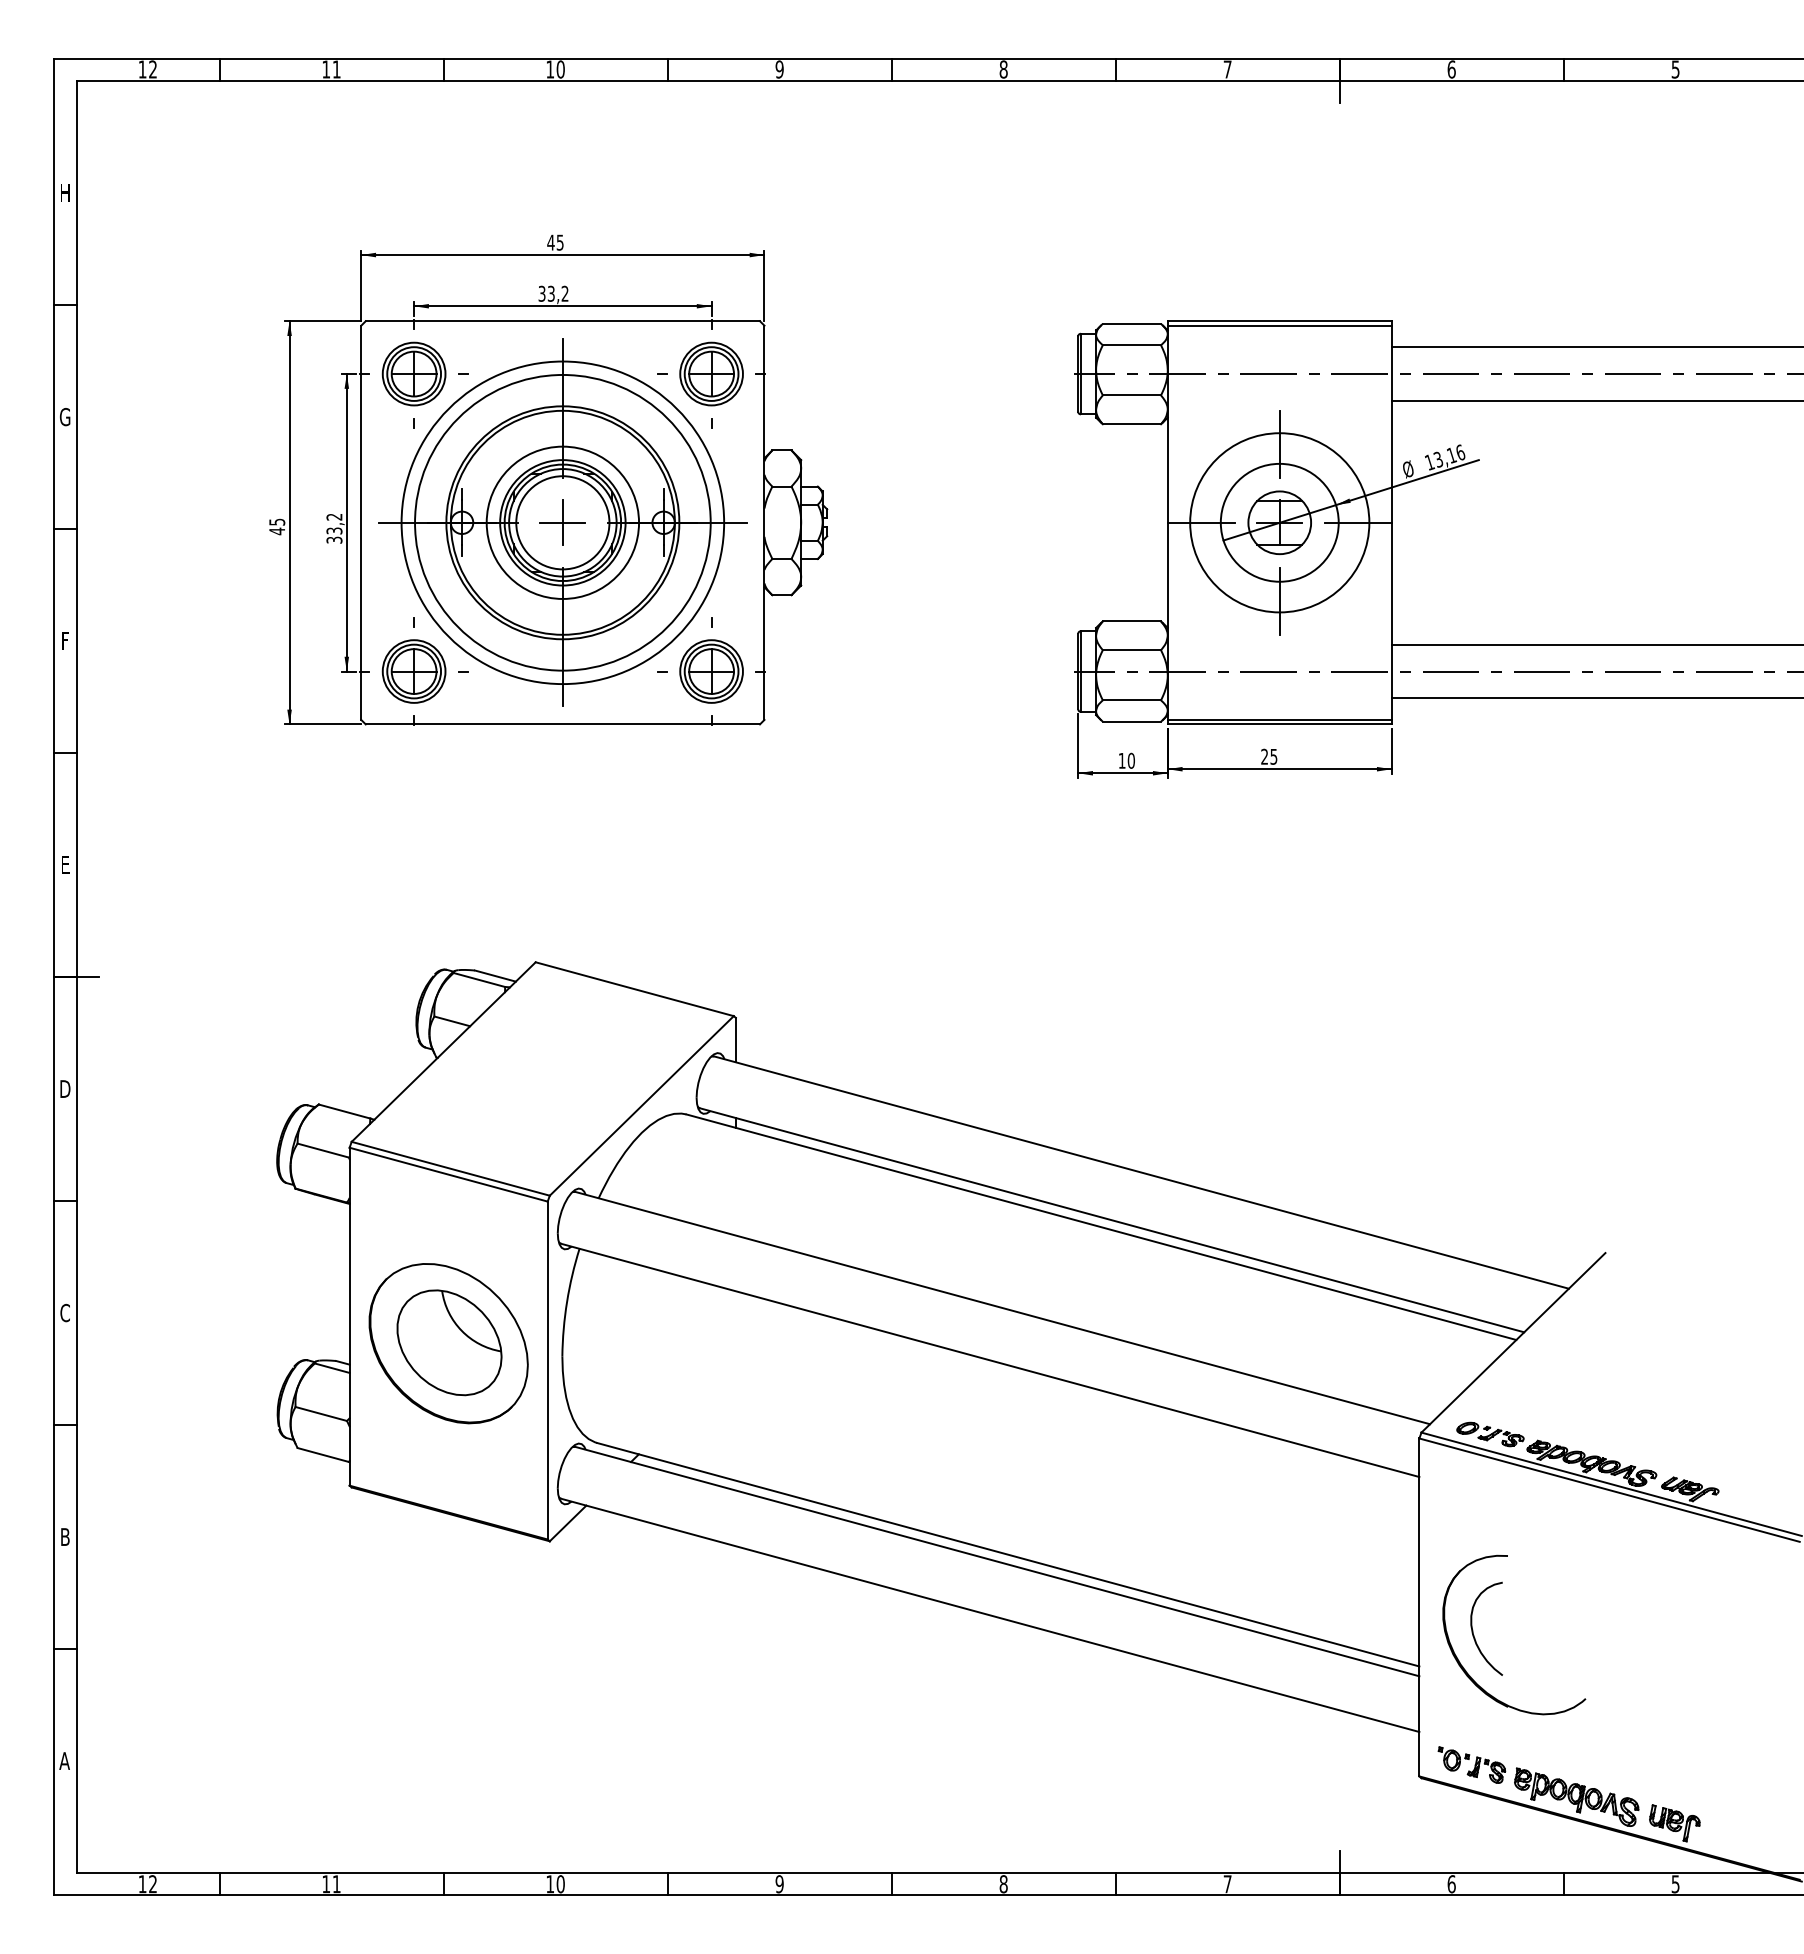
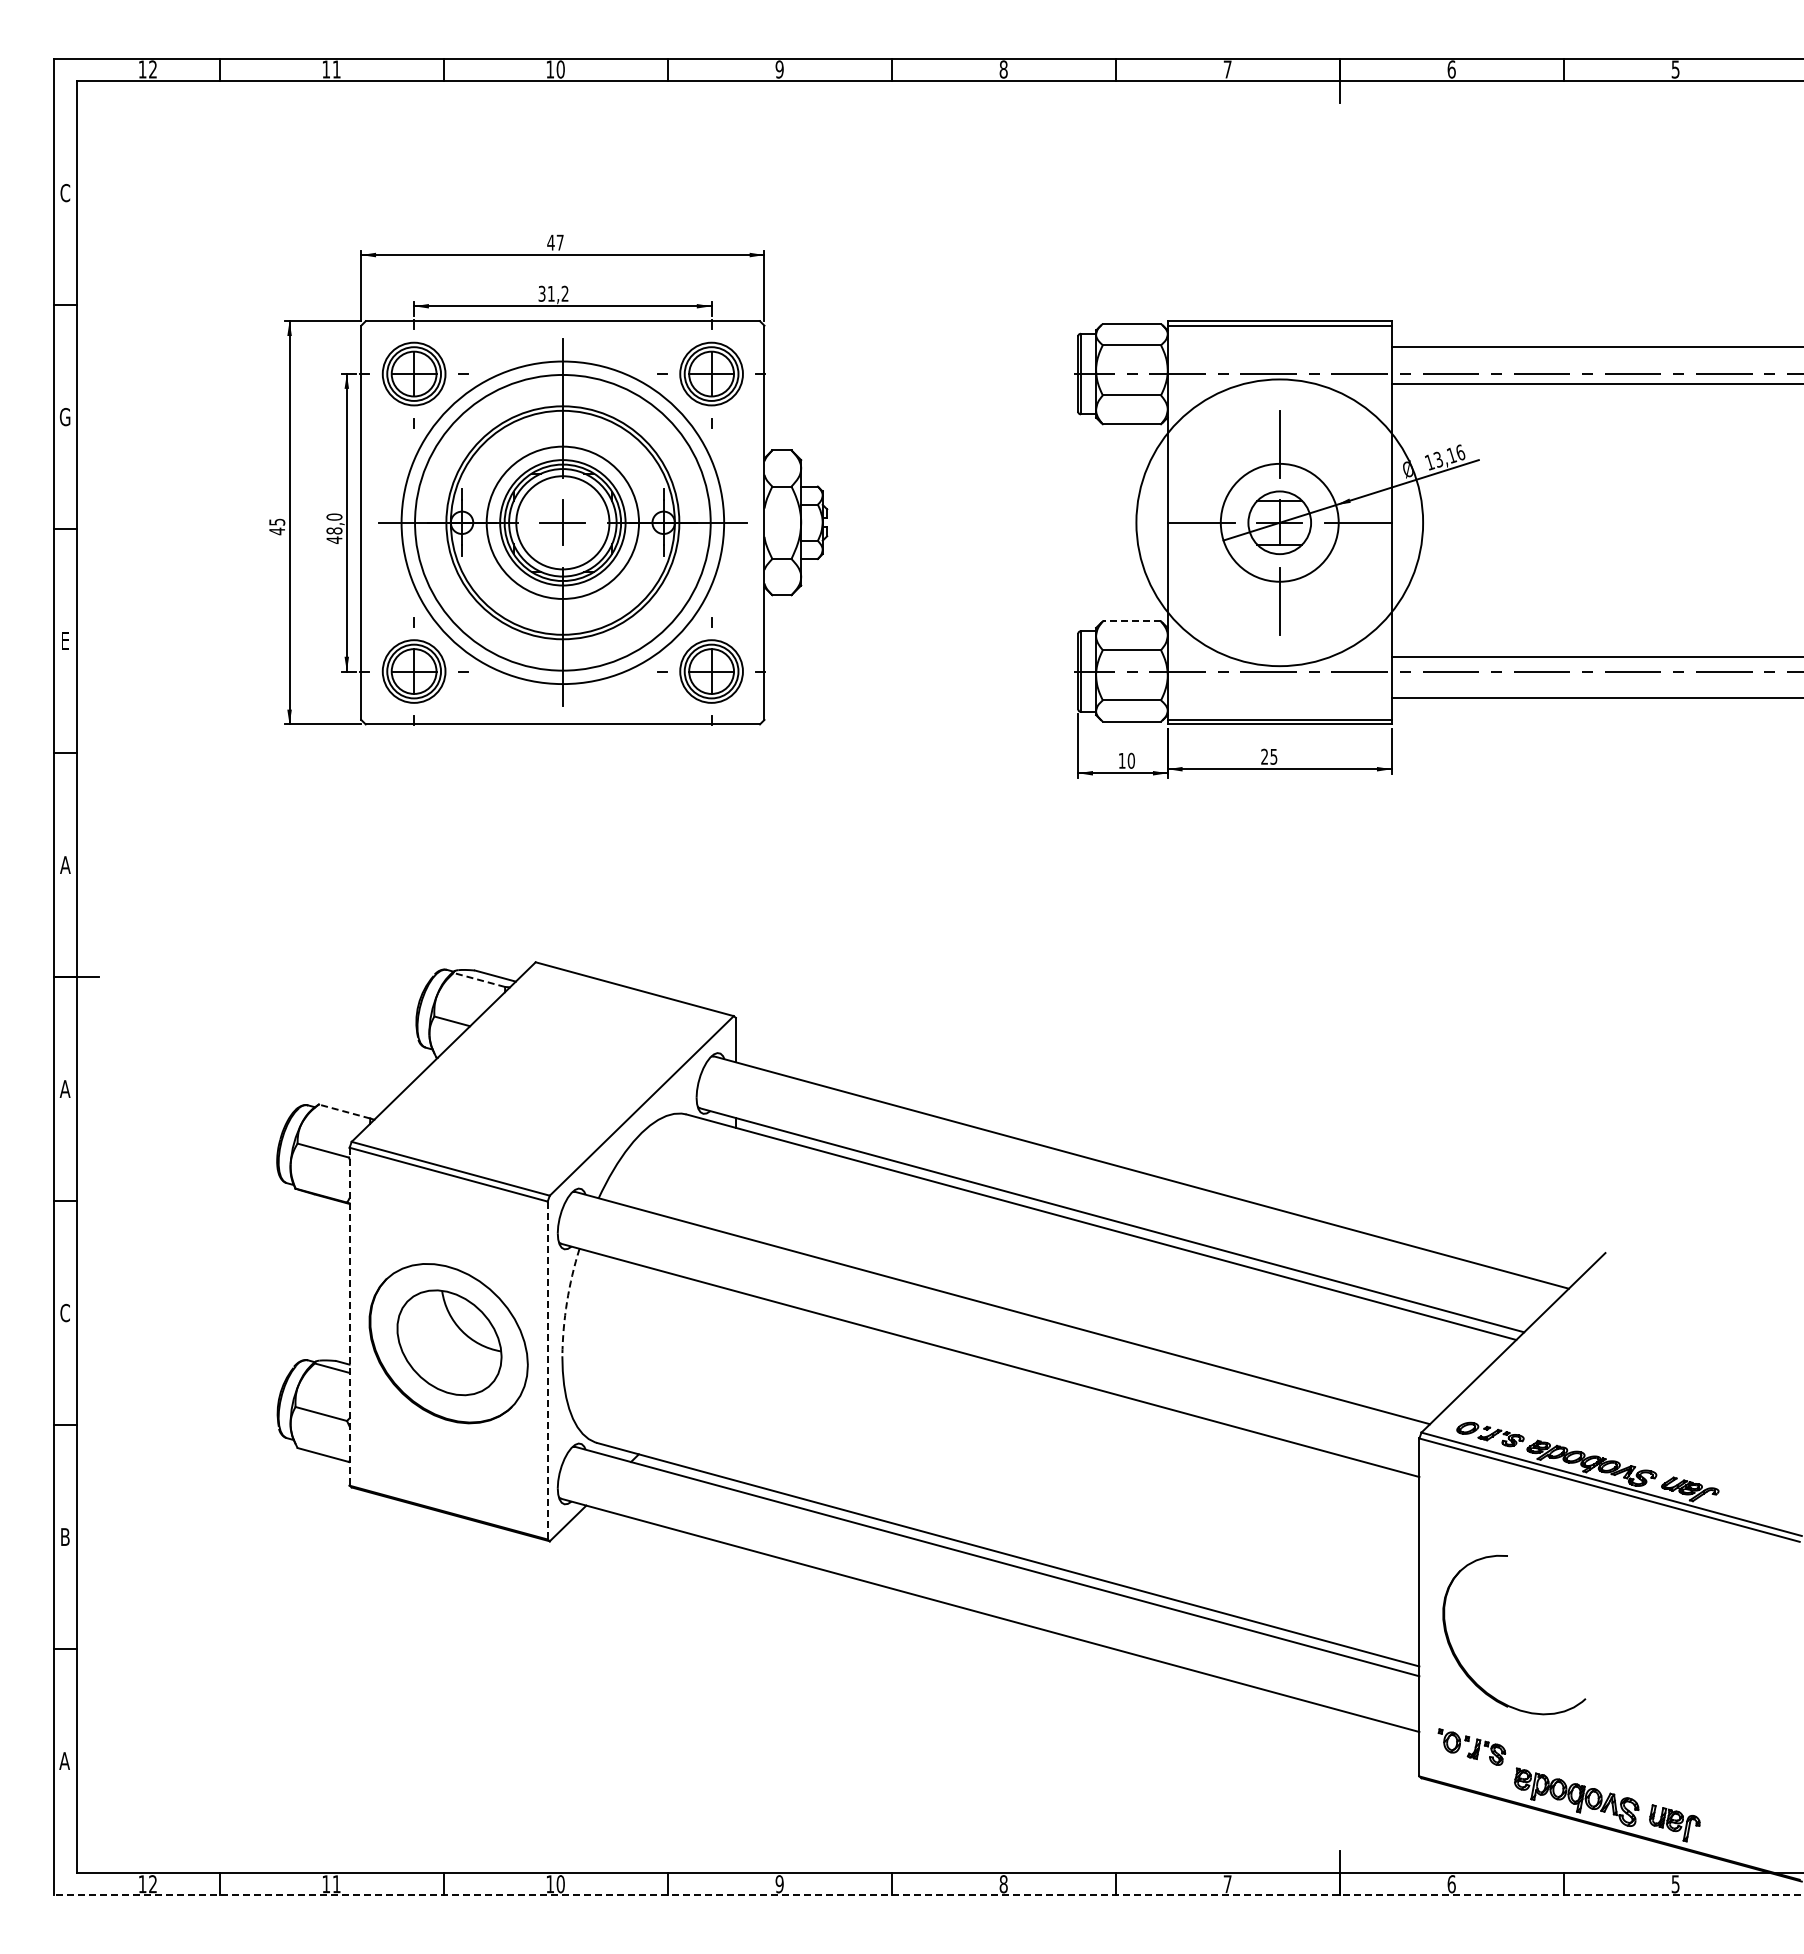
text: H -> C (65, 192)
text: 45 -> 47 (559, 242)
text: 33,2 -> 31,2 (550, 293)
line position: (1595, 400) -> (1595, 383) (1595, 383)
circle diameter: 179 px -> 287 px (1279, 522)
text: 33,2 -> 48,0 (334, 528)
line: solid -> dashed (1131, 621)
text: F -> E (65, 641)
line position: (1595, 644) -> (1595, 656) (1595, 656)
text: E -> A (65, 864)
line: solid -> dashed (479, 980)
text: D -> A (64, 1088)
line: solid -> dashed (344, 1111)
arc: solid -> dashed (567, 1301)
line: solid -> dashed (349, 1316)
line: solid -> dashed (547, 1370)
curve: present -> none (1473, 1630)
part position: (1471, 1764) -> (1471, 1746) (1471, 1746)
line: solid -> dashed (928, 1895)
